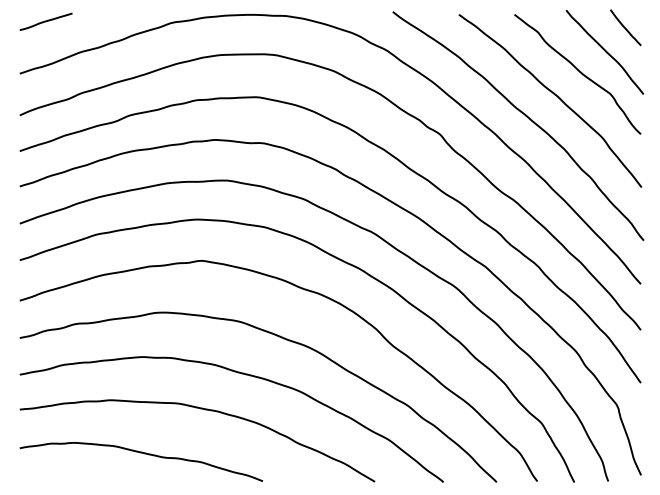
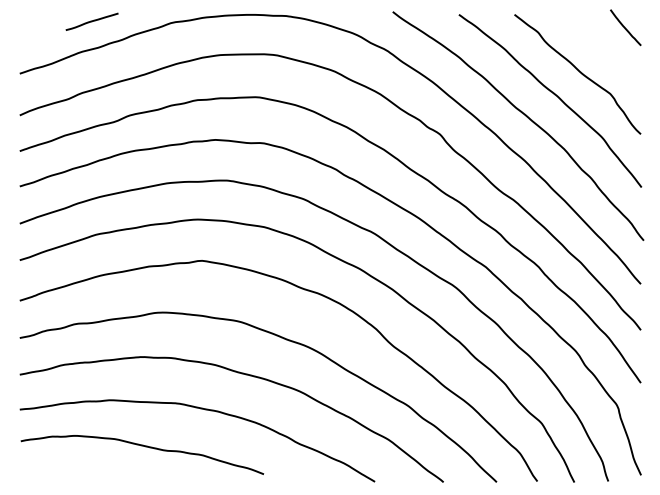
line position: (45, 21) -> (91, 21) (91, 21)
curve: present -> none (604, 51)
curve position: (144, 454) -> (145, 447) (145, 447)
